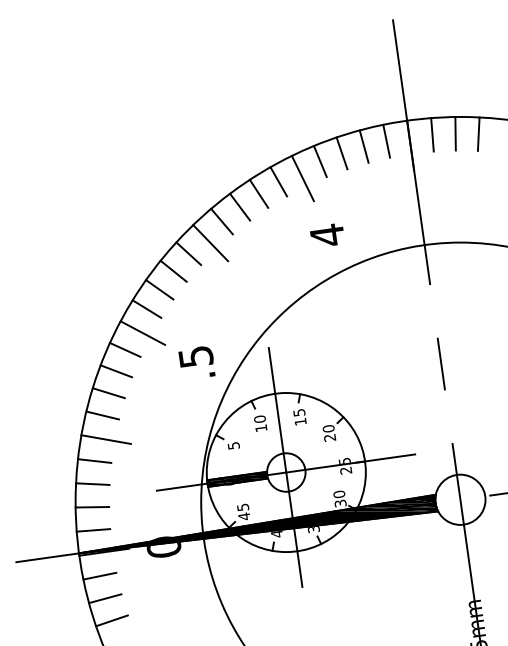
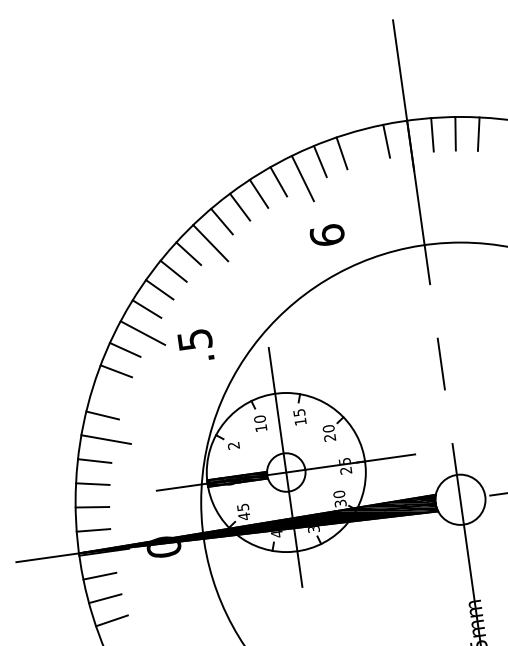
line: present -> none (363, 146)
text: 4 -> 6 (326, 234)
text position: (196, 361) -> (195, 344) (195, 344)
line: present -> none (108, 393)
text: 5 -> 2 (233, 445)
